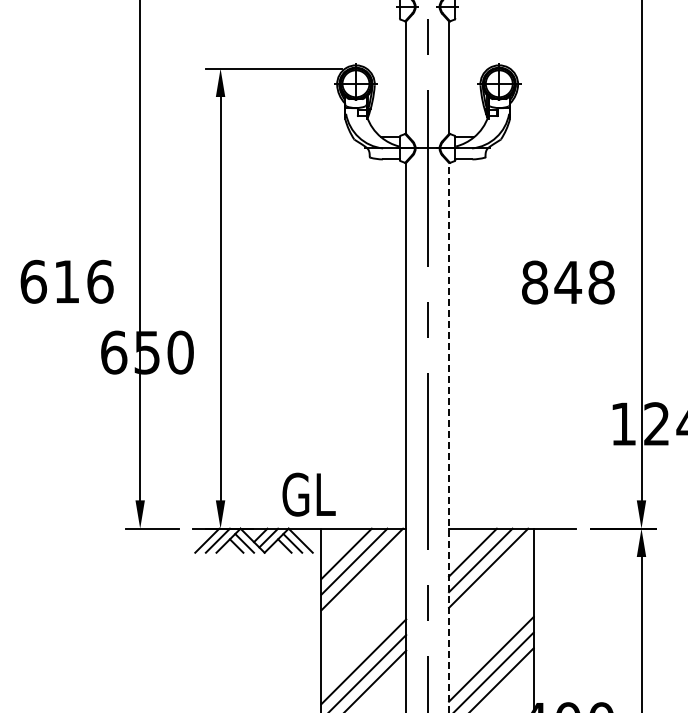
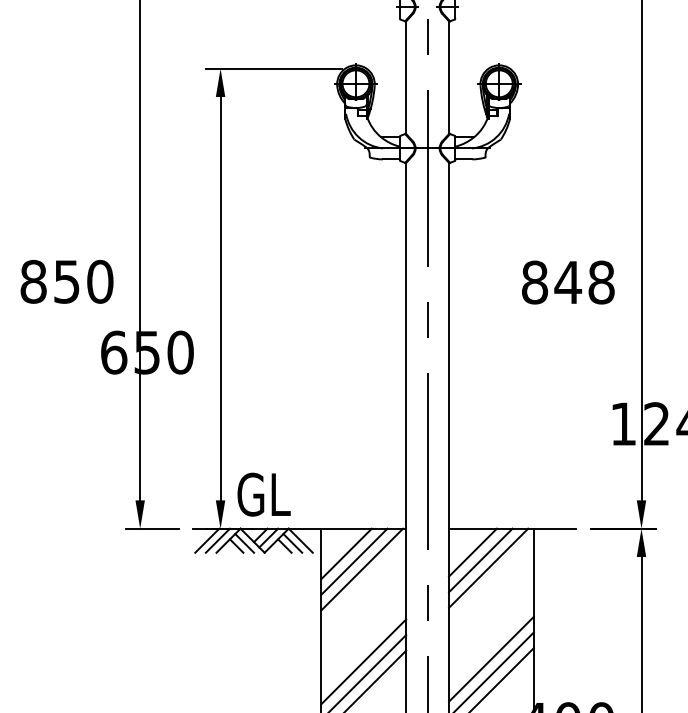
text: 616 -> 850 (66, 281)
line: dashed -> solid (449, 437)
text position: (308, 494) -> (263, 494) (263, 494)
